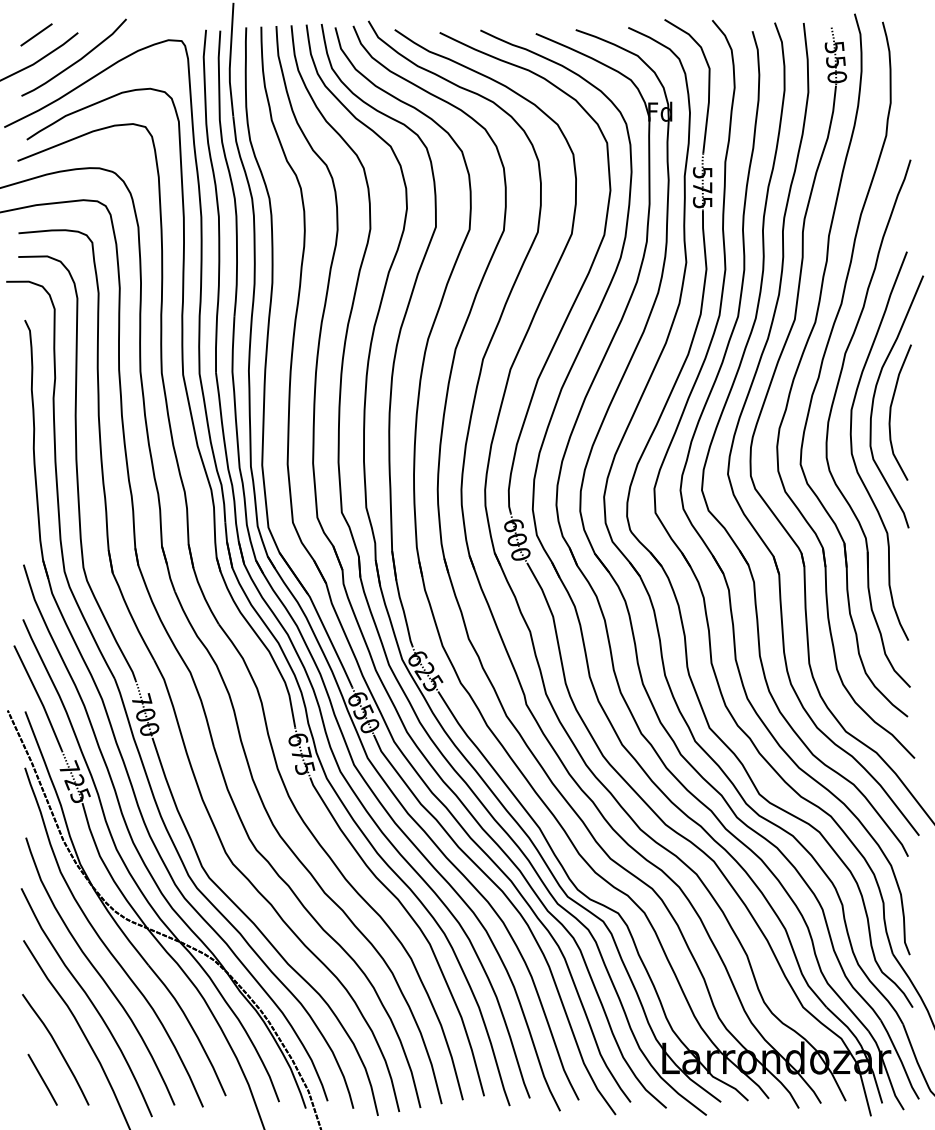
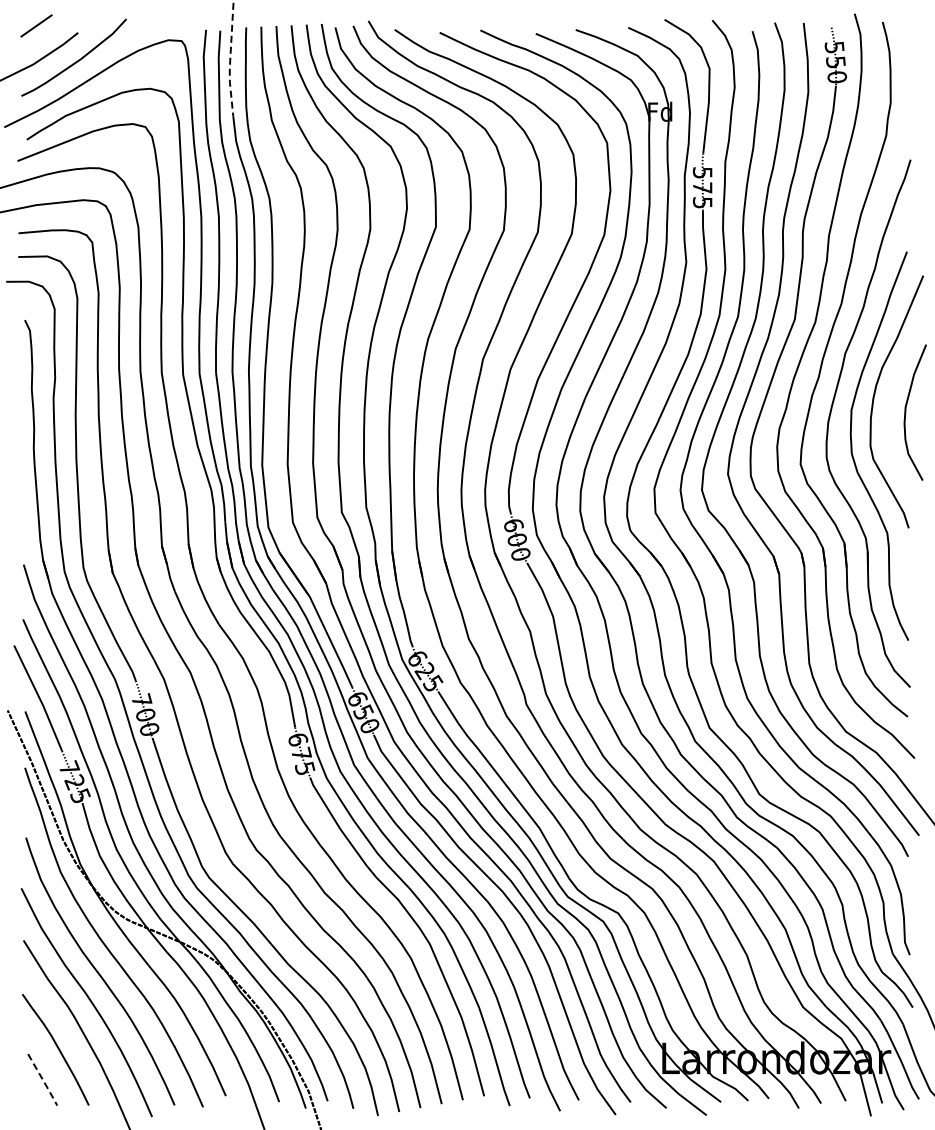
line position: (36, 34) -> (36, 25) (36, 25)
line: solid -> dashed (230, 61)
curve position: (891, 412) -> (906, 412) (906, 412)
line: solid -> dashed (42, 1079)
